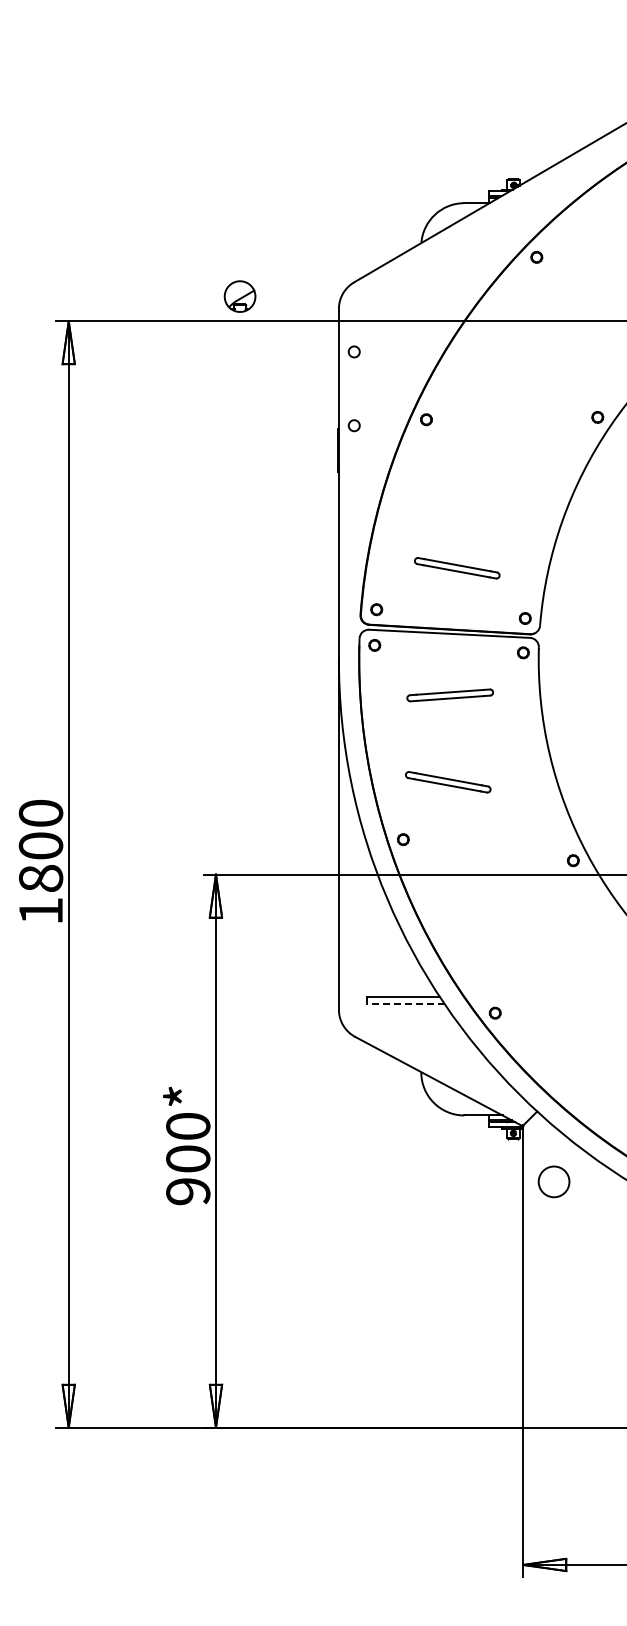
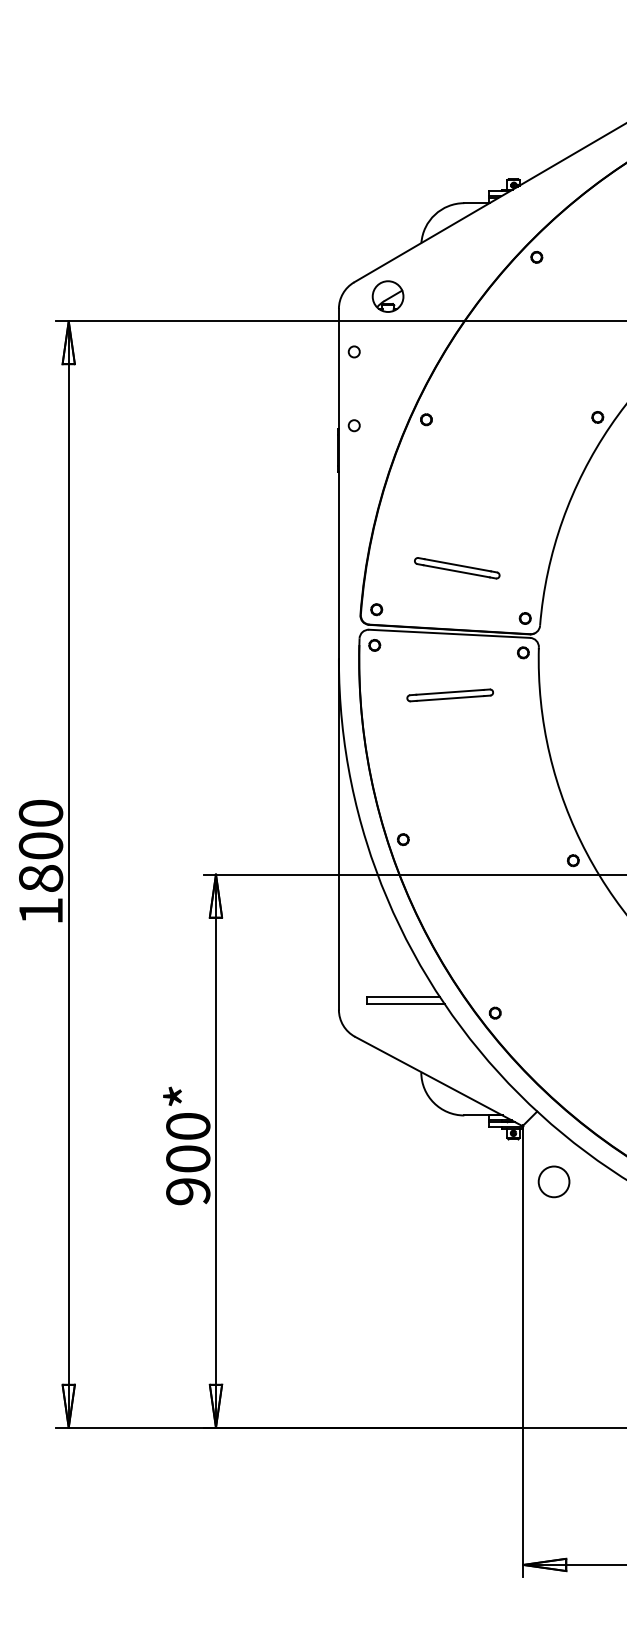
part position: (239, 296) -> (387, 296) (387, 296)
part: present -> none (448, 782)
line: dashed -> solid (405, 1004)
